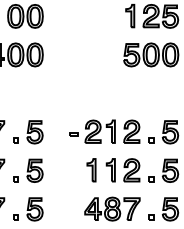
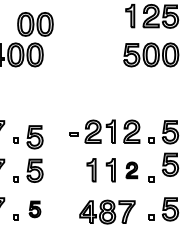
part position: (25, 16) -> (35, 24) (35, 24)
part position: (34, 132) -> (34, 137) (34, 137)
part size: 18x25 px -> 14x19 px (131, 170)
part position: (170, 170) -> (170, 164) (170, 164)
part position: (112, 208) -> (107, 211) (107, 211)
part size: 18x25 px -> 14x19 px (34, 209)
